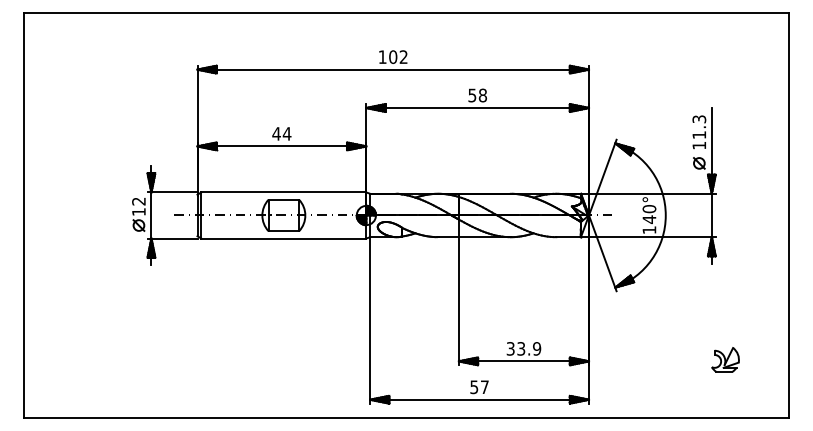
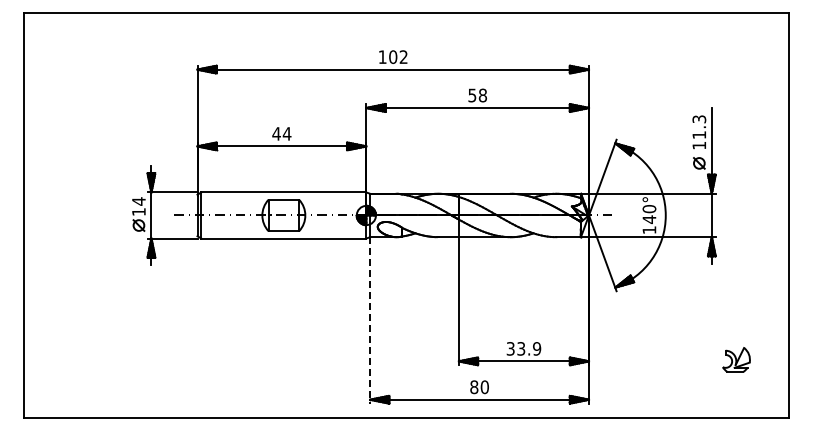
text: 12 -> 14 (138, 201)
line: solid -> dashed (370, 320)
part position: (725, 359) -> (736, 359) (736, 359)
text: 57 -> 80 (479, 387)
